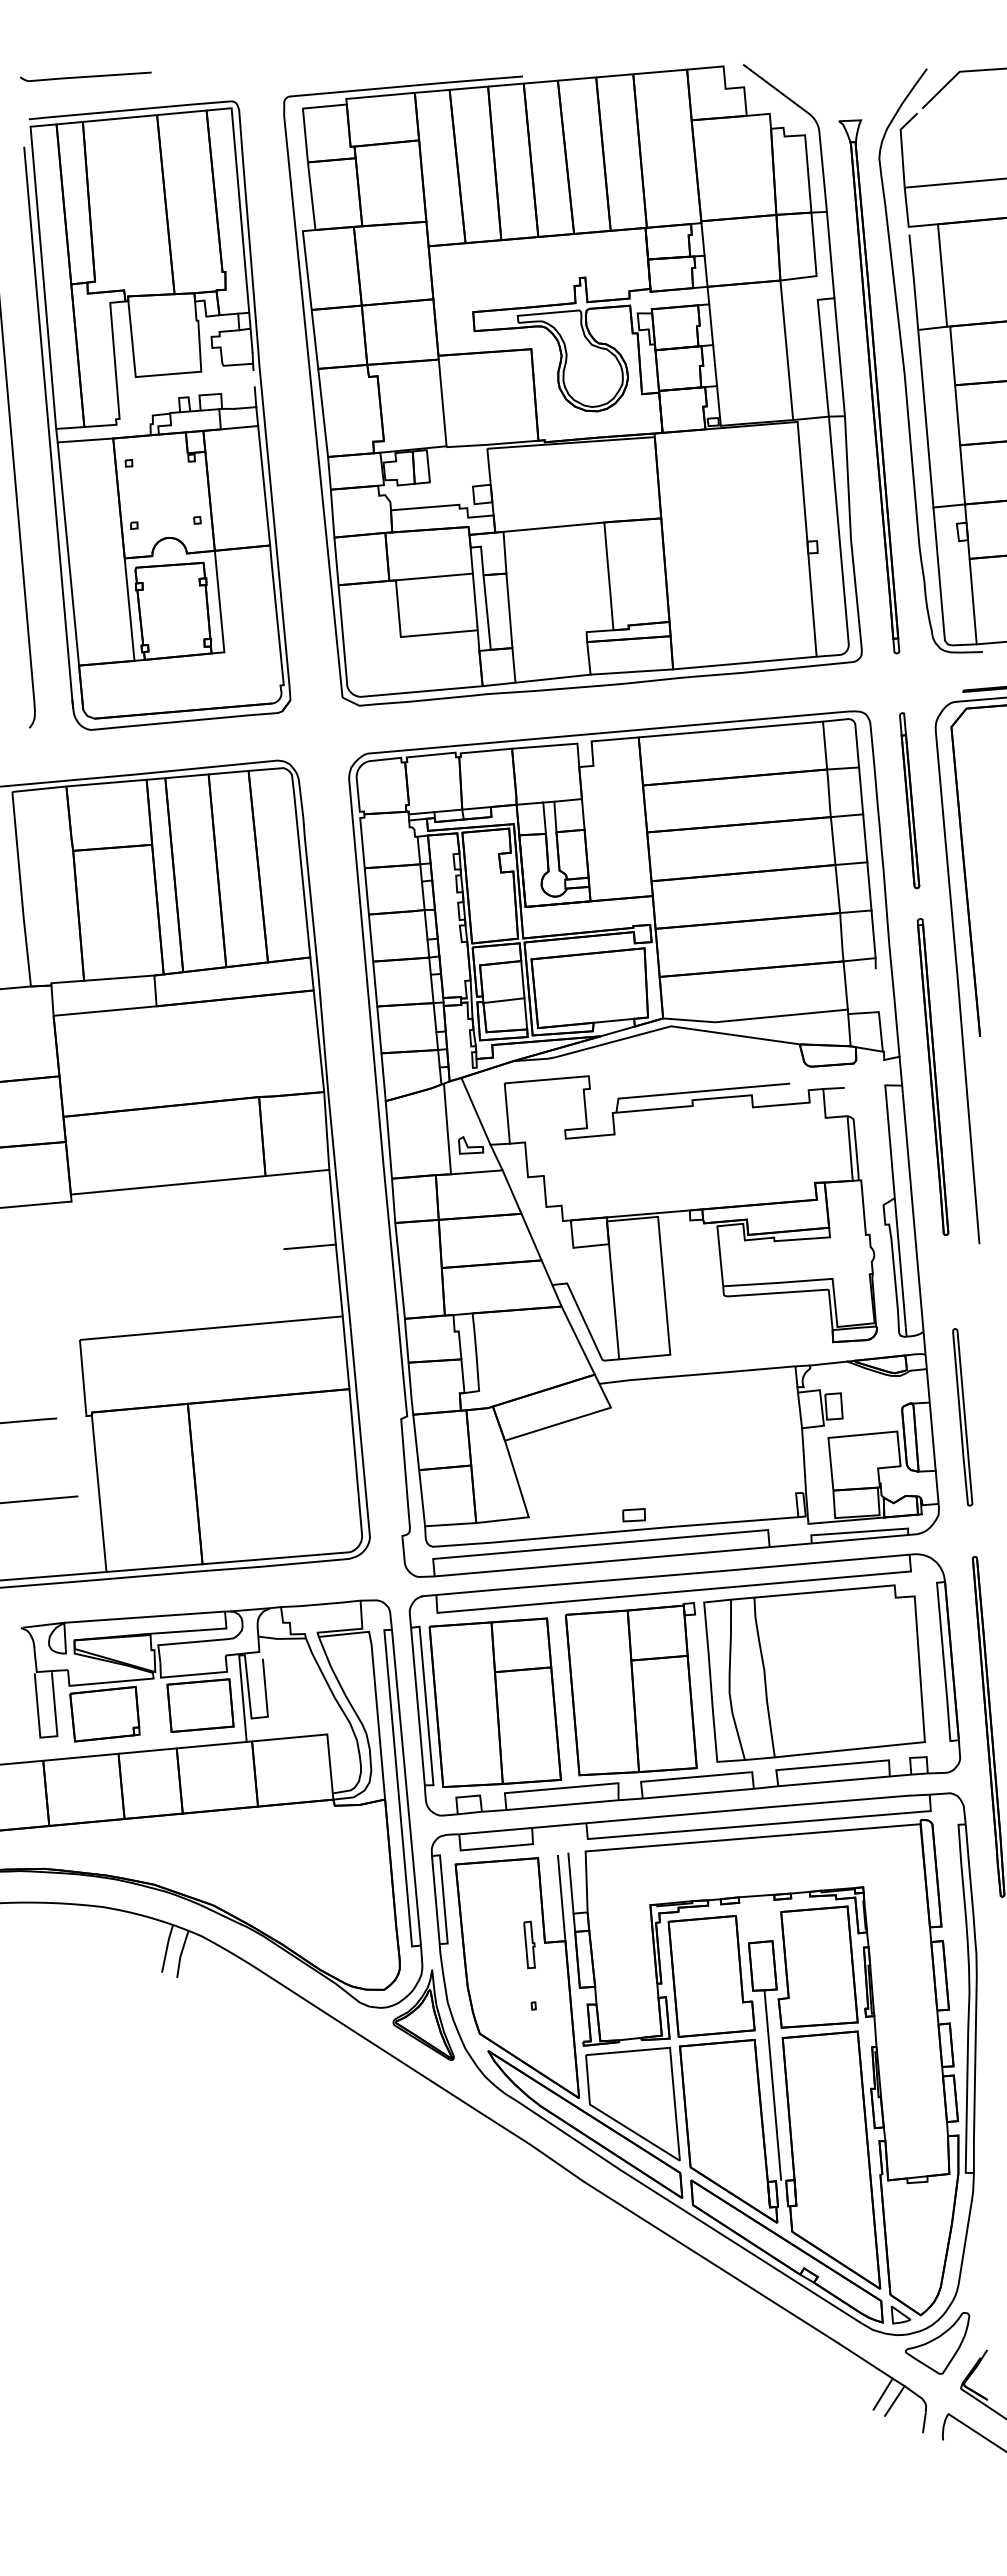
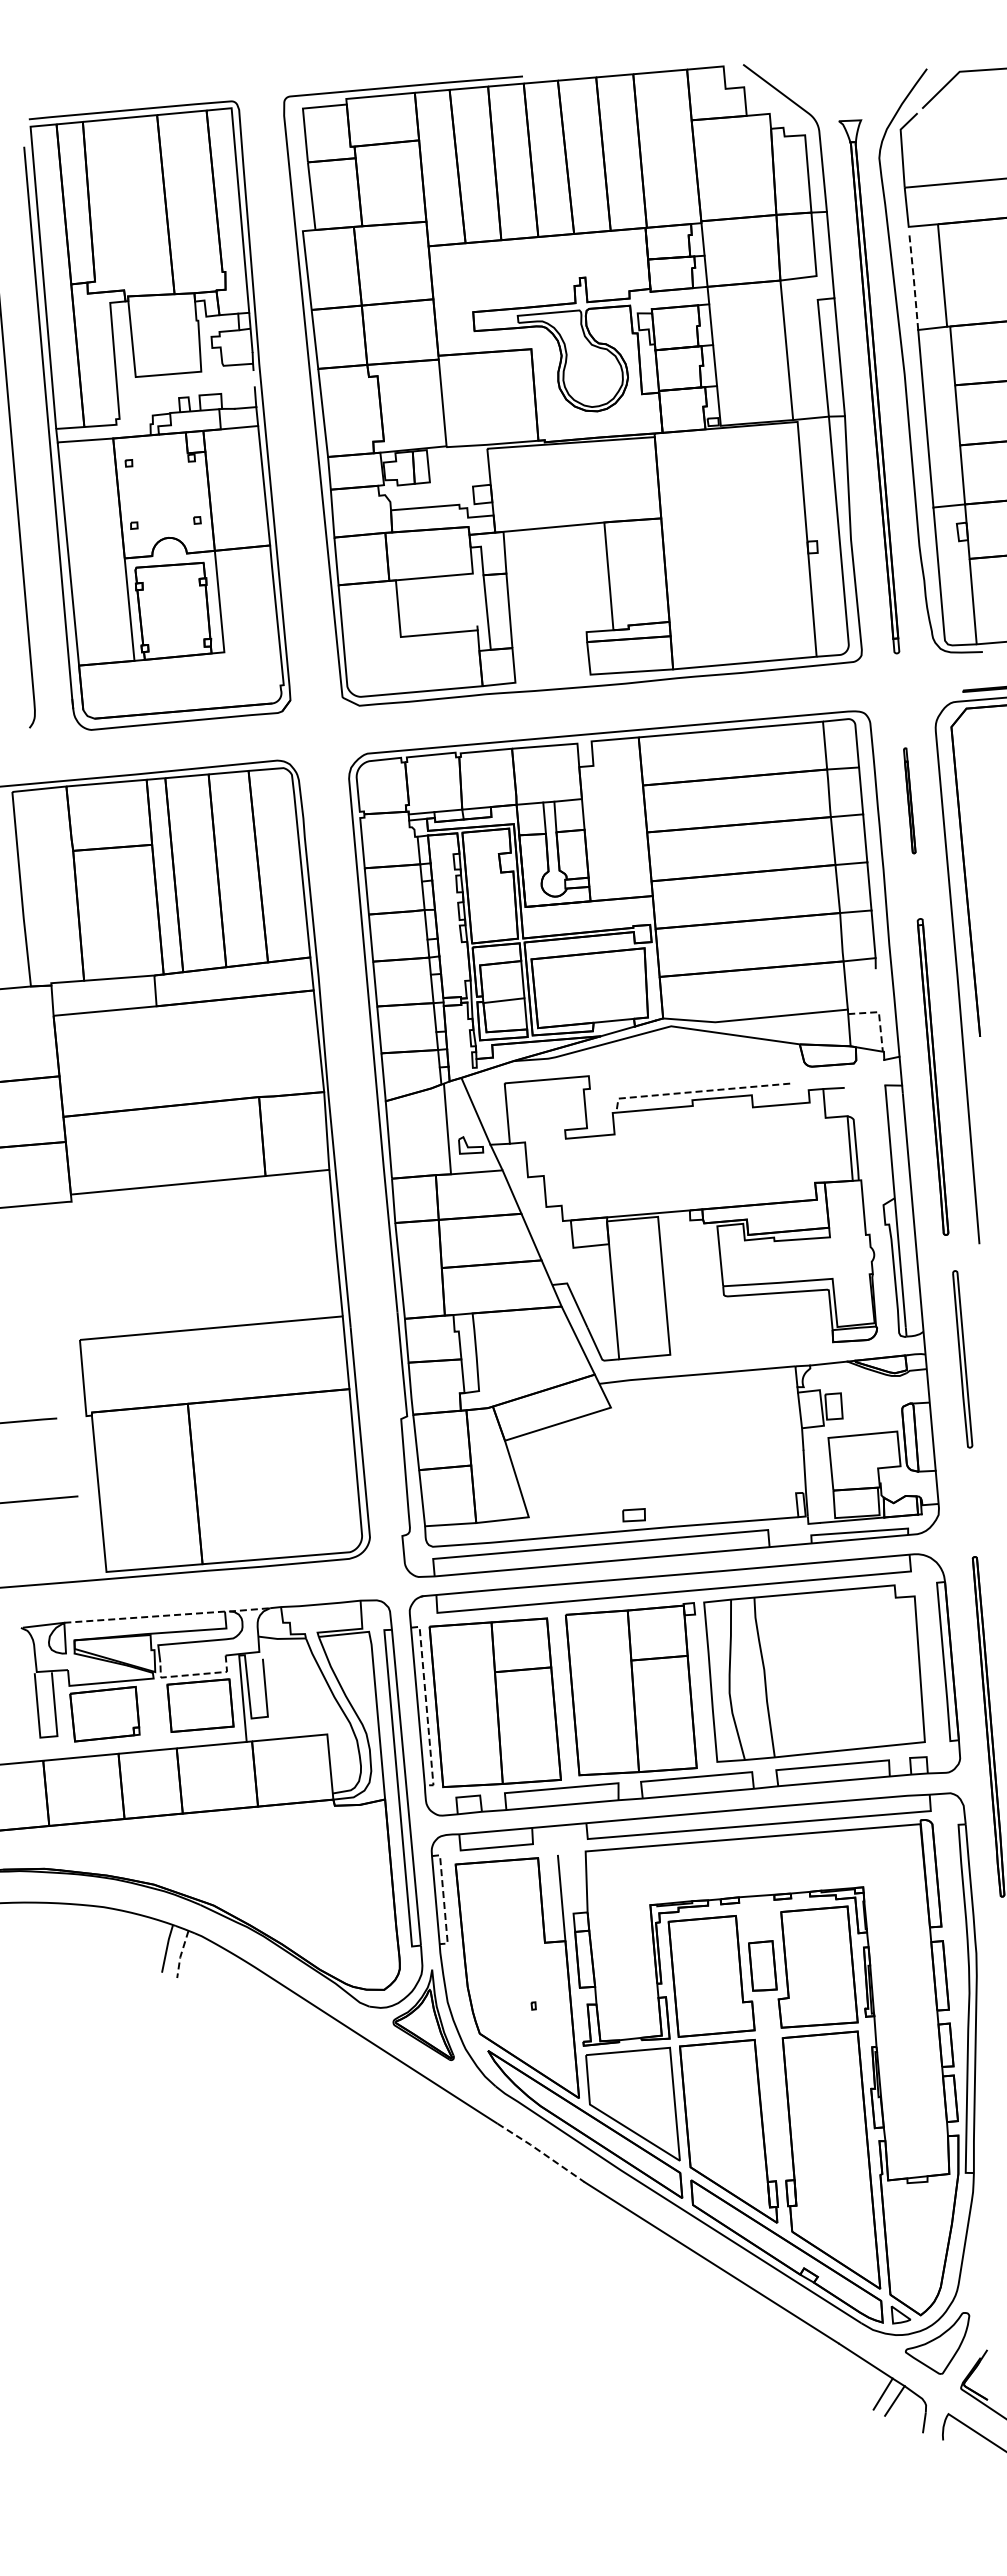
curve: present -> none (85, 76)
line: solid -> dashed (914, 281)
line: present -> none (474, 599)
line: present -> none (552, 678)
part size: 22x178 px -> 14x108 px (909, 800)
line: solid -> dashed (879, 1016)
line: solid -> dashed (695, 1091)
line: present -> none (309, 1246)
part position: (962, 1417) -> (962, 1359) (962, 1359)
line: present -> none (54, 1575)
line: solid -> dashed (168, 1615)
line: solid -> dashed (194, 1674)
line: solid -> dashed (426, 1706)
line: present -> none (570, 1883)
line: solid -> dashed (443, 1899)
part: present -> none (529, 1944)
line: solid -> dashed (181, 1954)
line: present -> none (772, 2084)
line: solid -> dashed (541, 2152)
